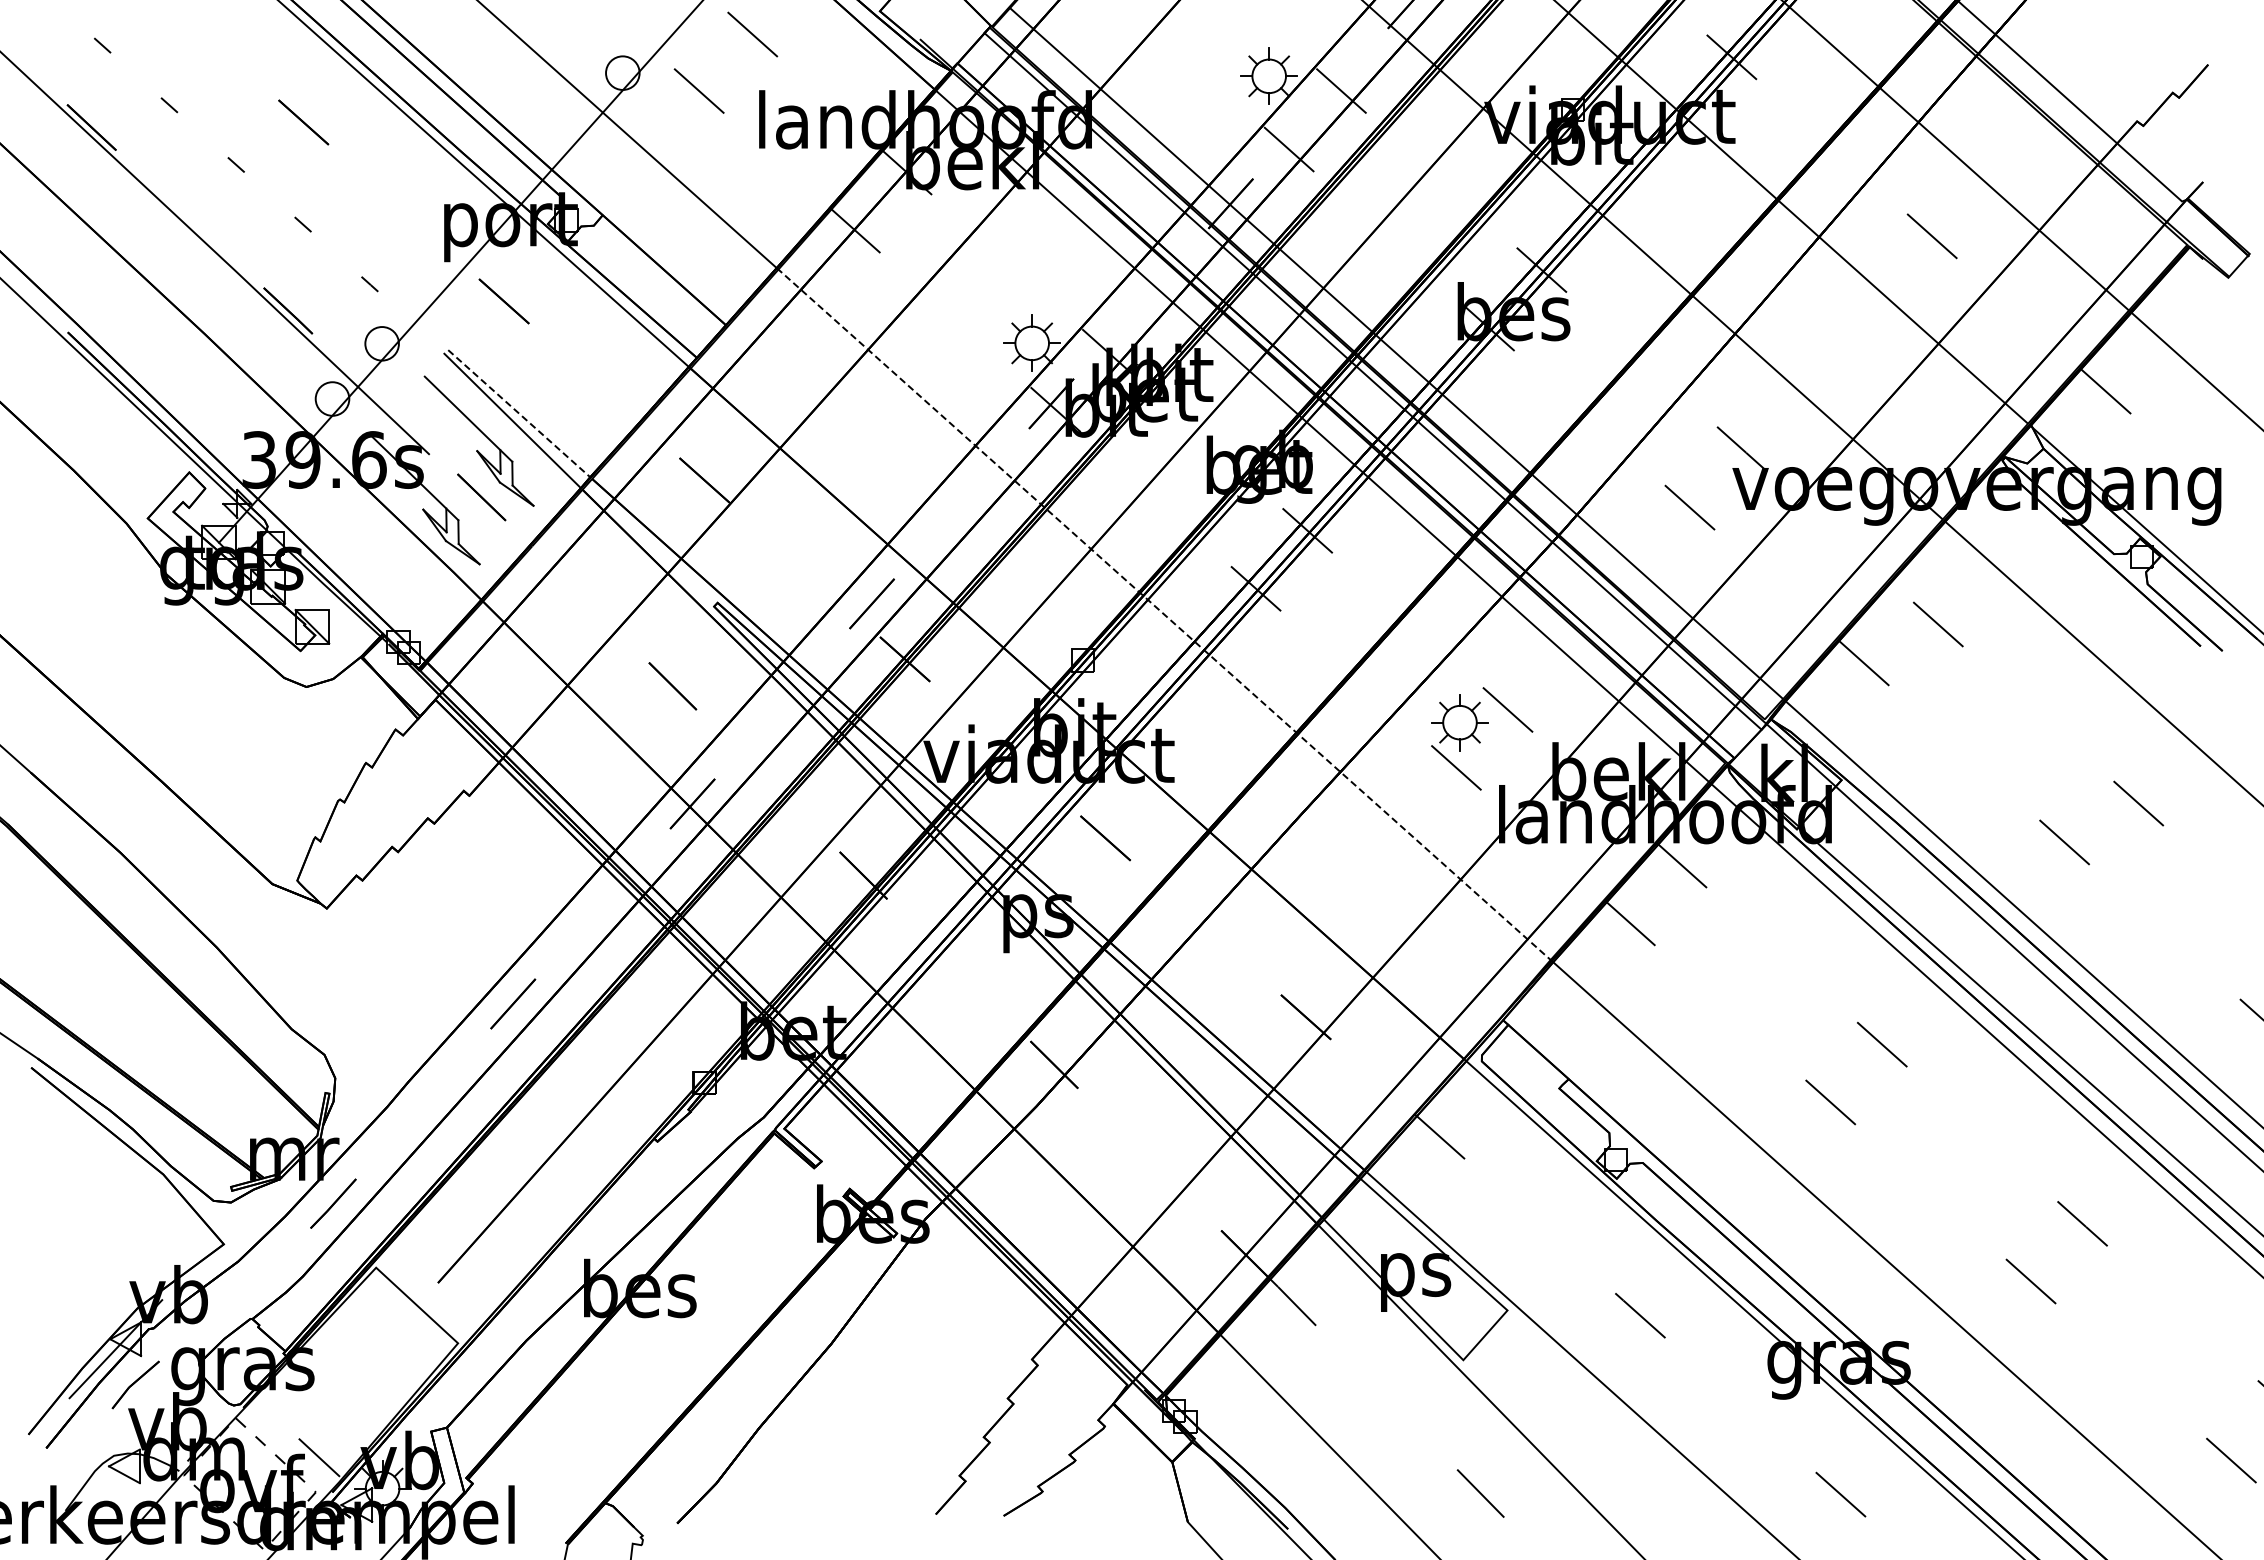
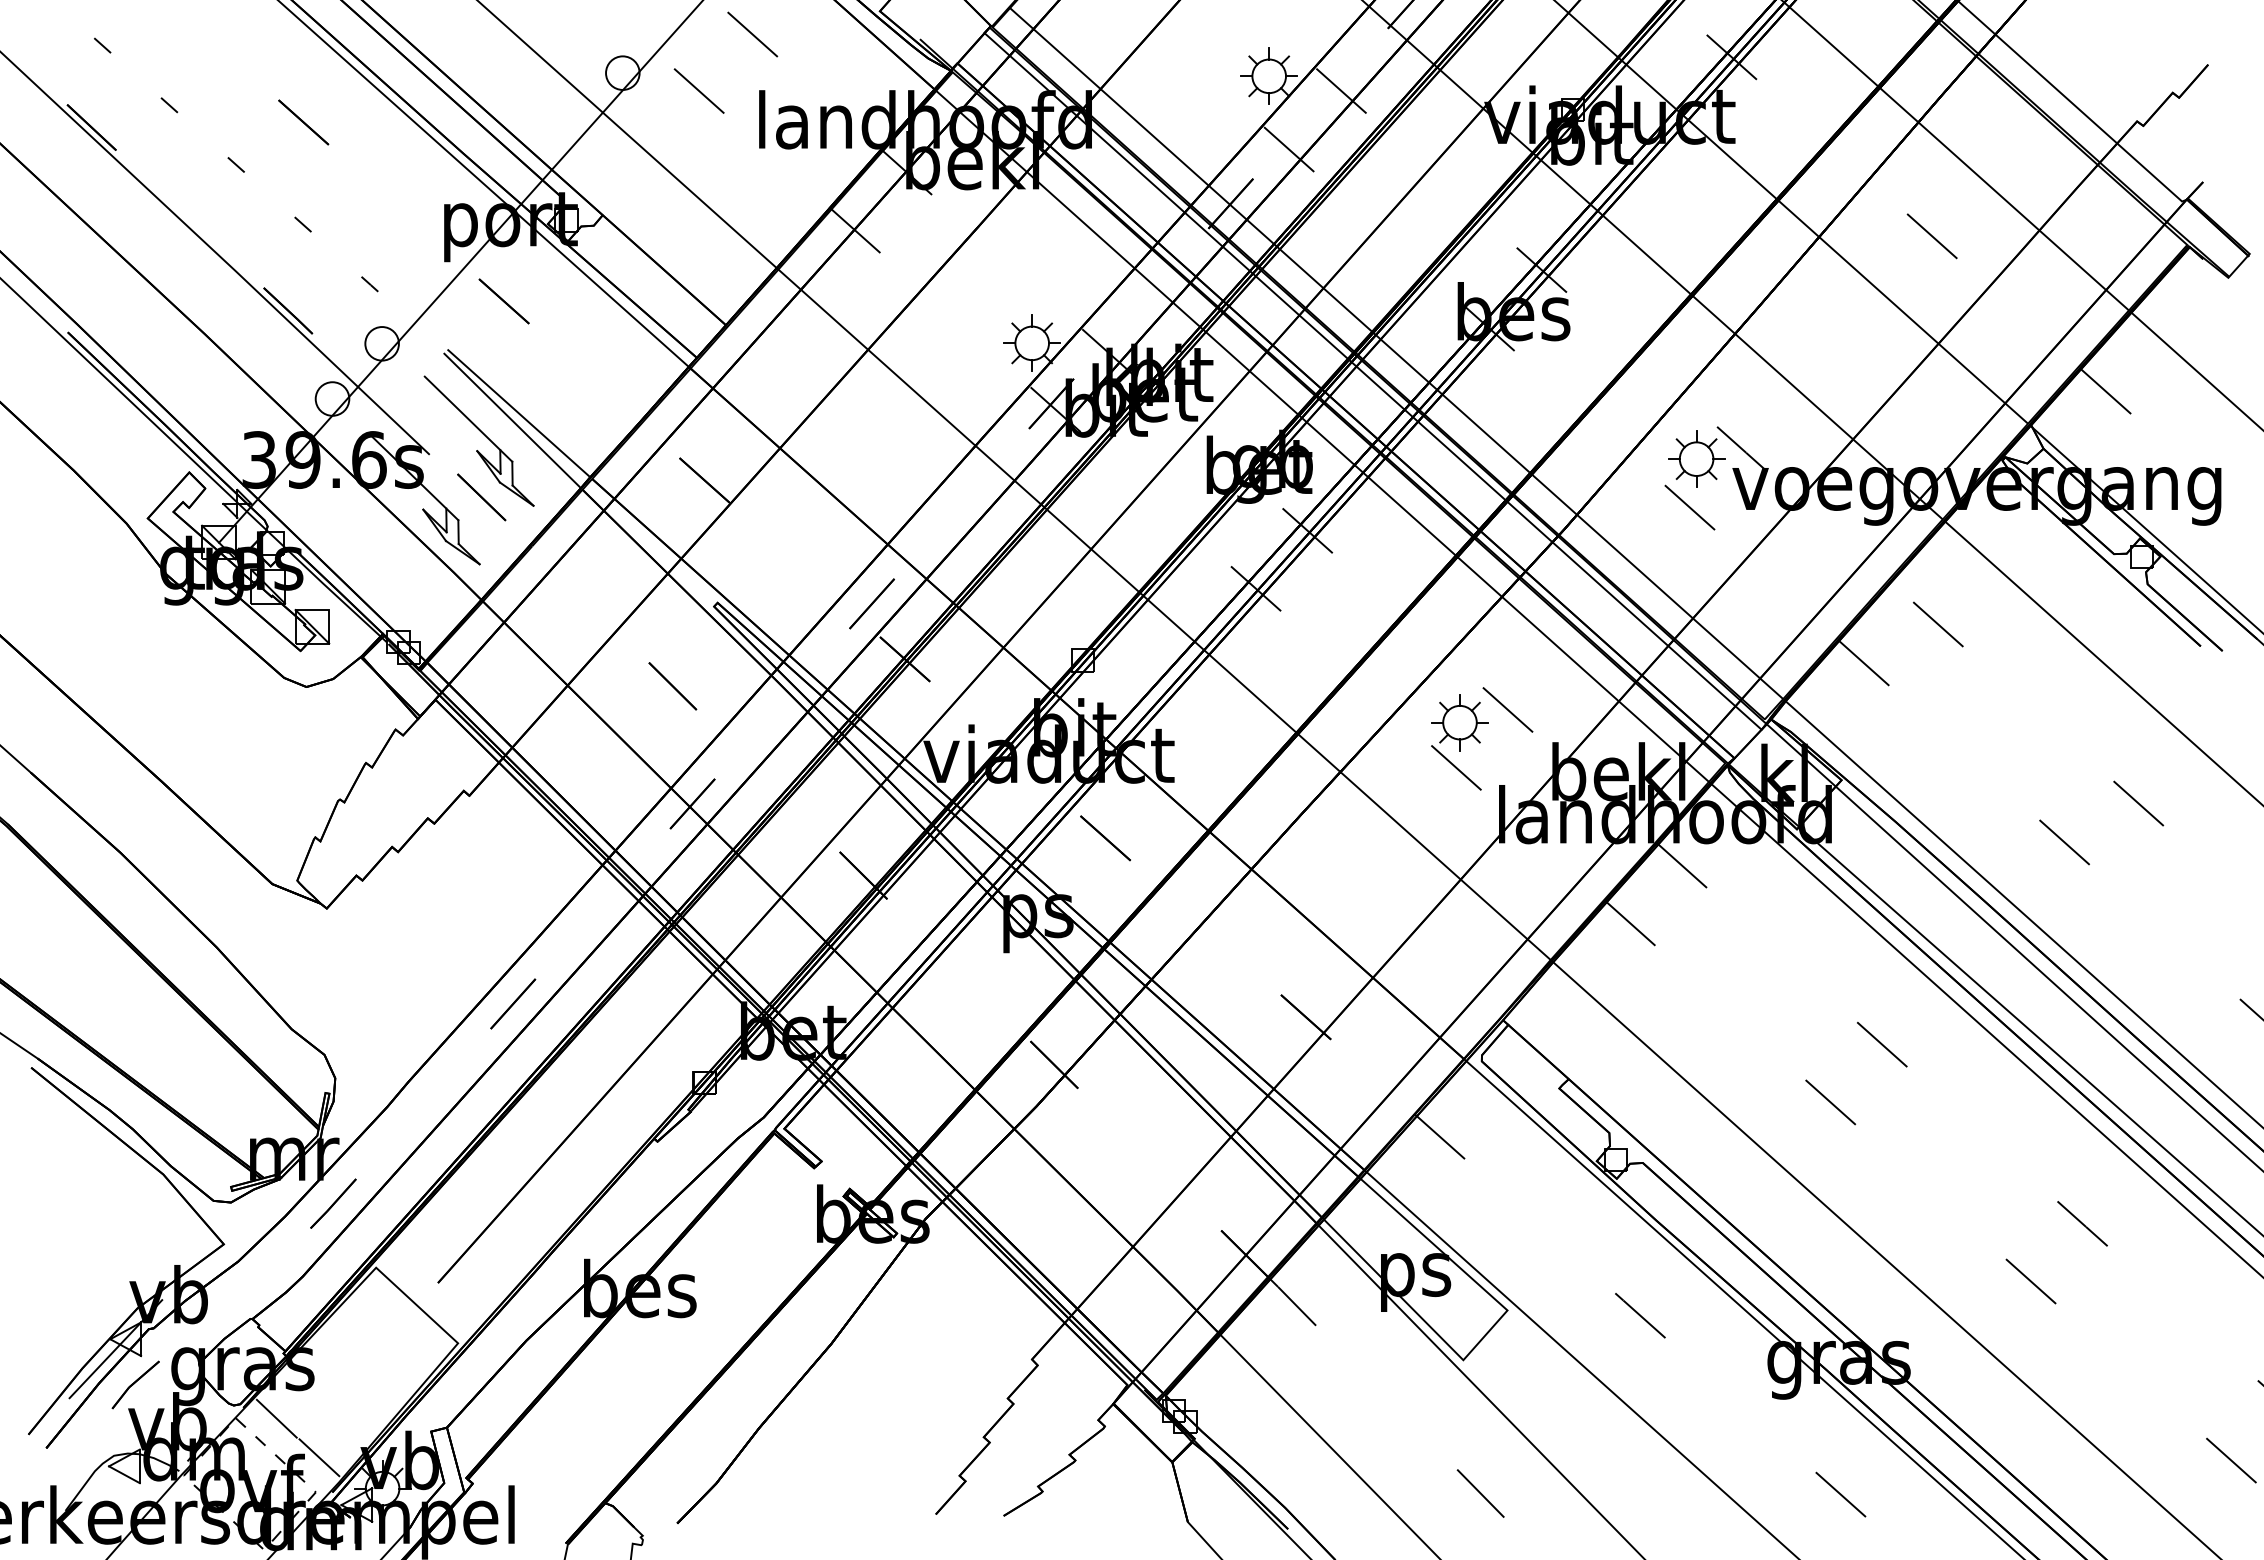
line: dashed -> solid (519, 414)
part: none -> present (1696, 458)
line: dashed -> solid (1164, 614)
line: none -> present (276, 1418)
